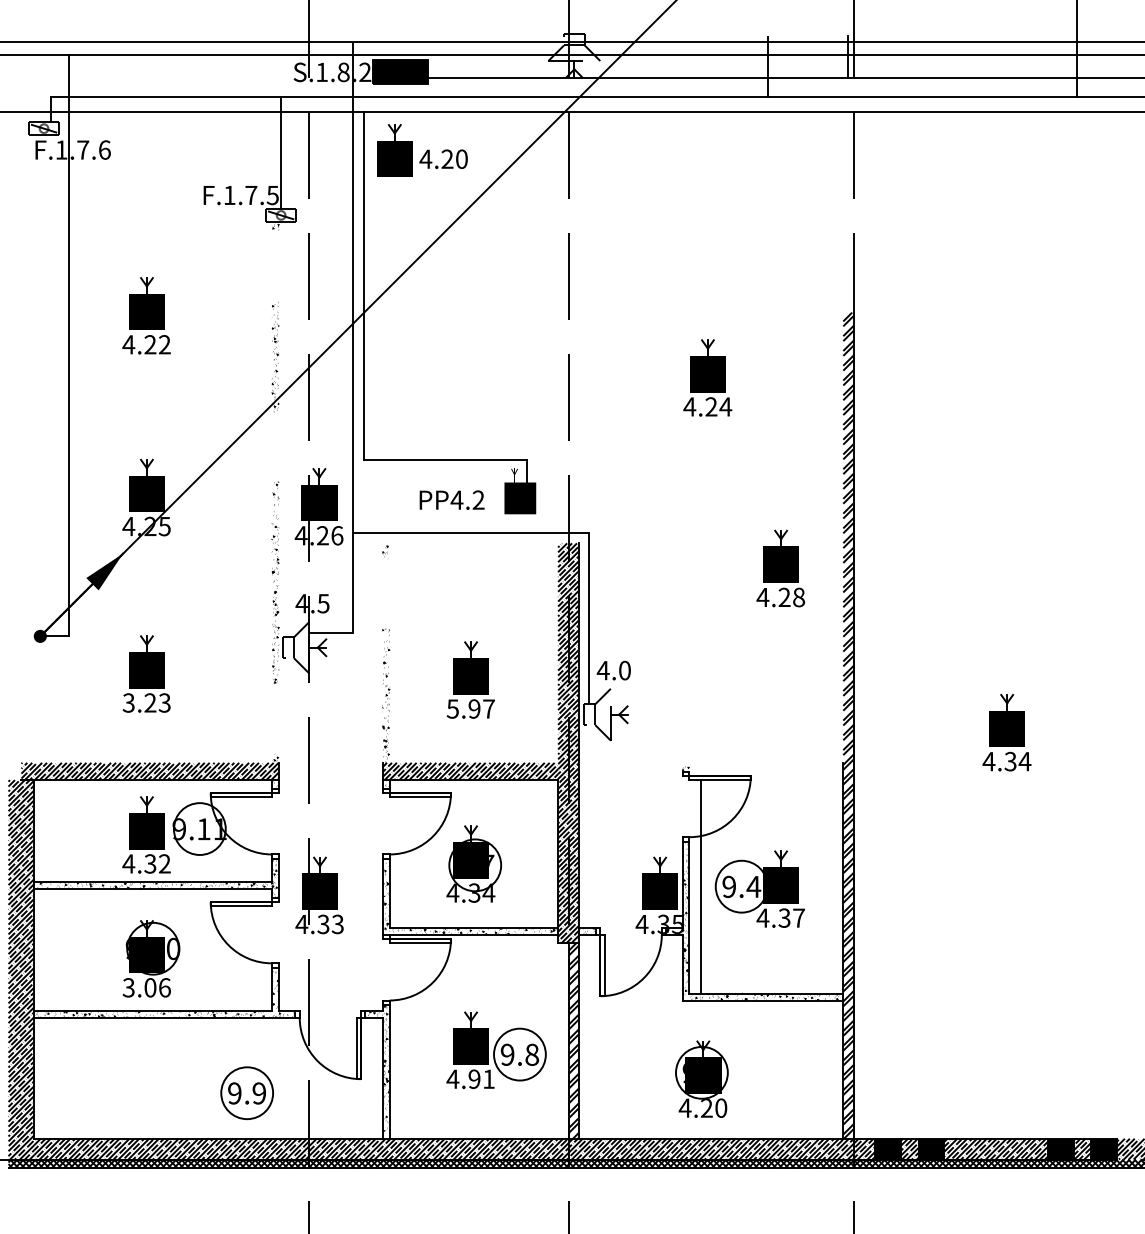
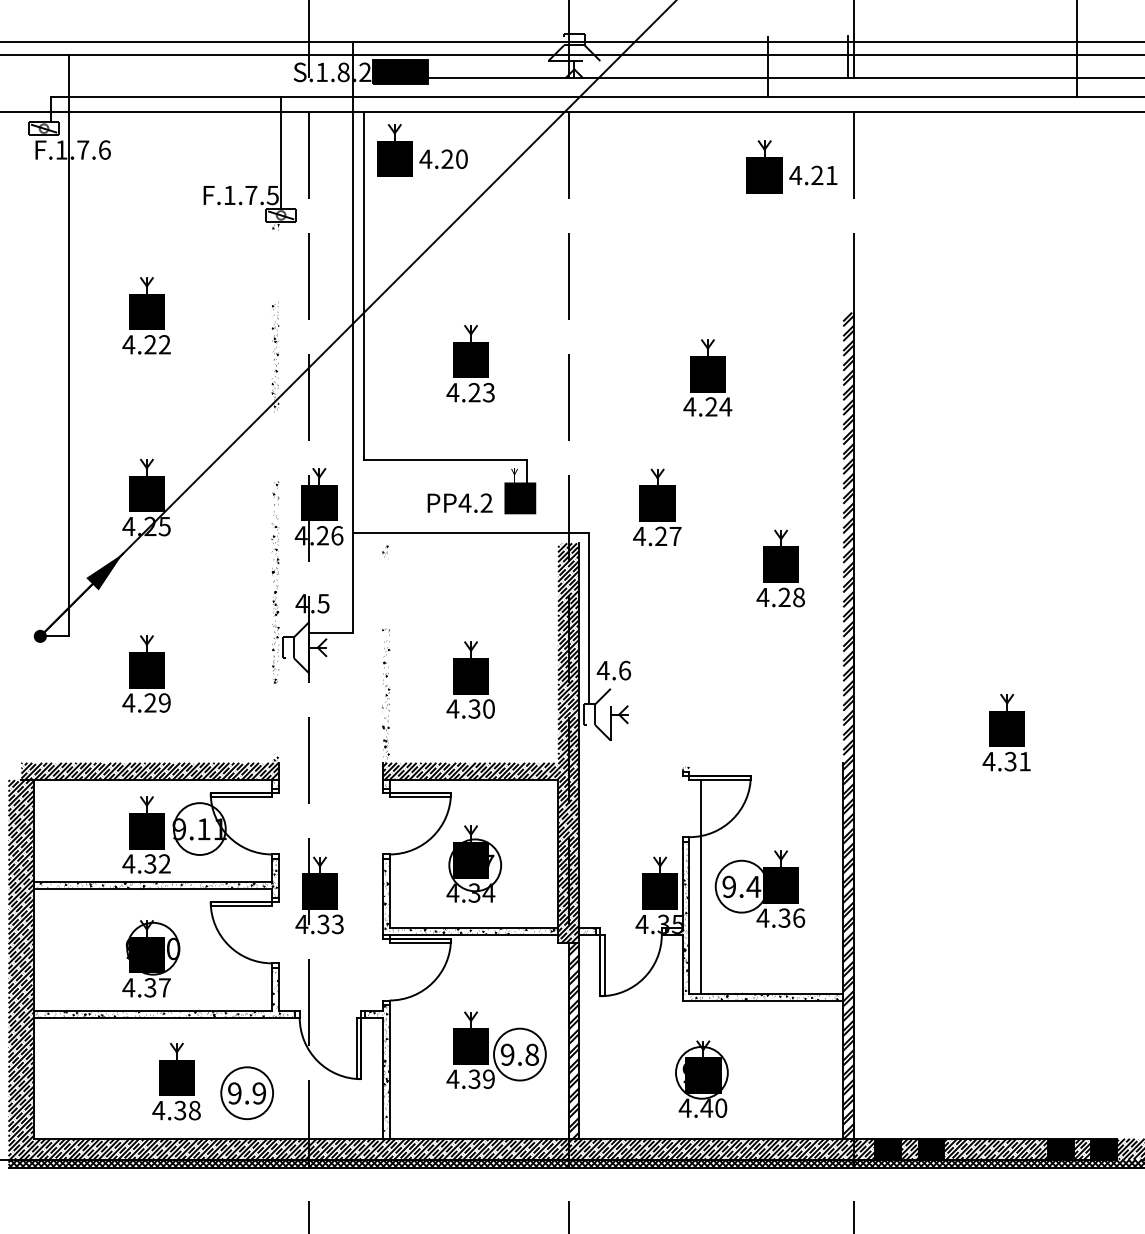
part: none -> present (791, 166)
part: none -> present (470, 363)
text position: (451, 499) -> (459, 502) (459, 502)
part: none -> present (657, 507)
text: 4.0 -> 4.6 (625, 670)
text: 3.23 -> 4.29 (146, 702)
text: 5.97 -> 4.30 (470, 708)
text: 4.34 -> 4.31 (1024, 761)
text: 4.37 -> 4.36 (799, 917)
text: 3.06 -> 4.37 (146, 987)
text: 4.91 -> 4.39 (481, 1079)
part: none -> present (176, 1081)
text: 4.20 -> 4.40 (706, 1107)
